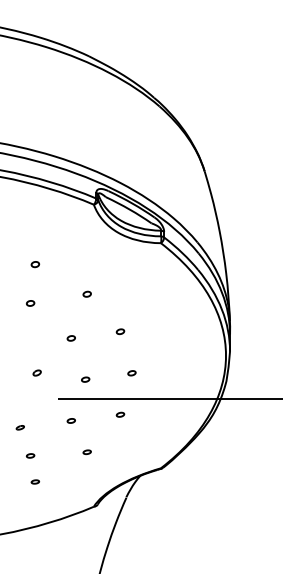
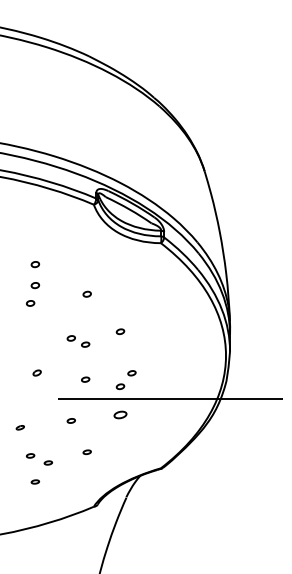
part: none -> present (35, 285)
part: none -> present (85, 344)
part: none -> present (120, 386)
part size: 11x7 px -> 15x10 px (120, 414)
part: none -> present (48, 462)
